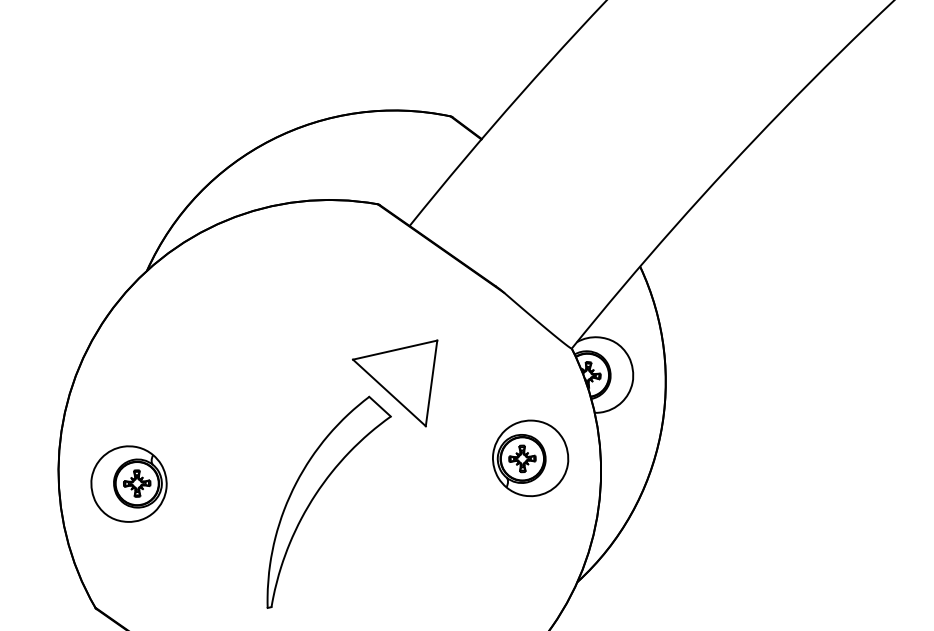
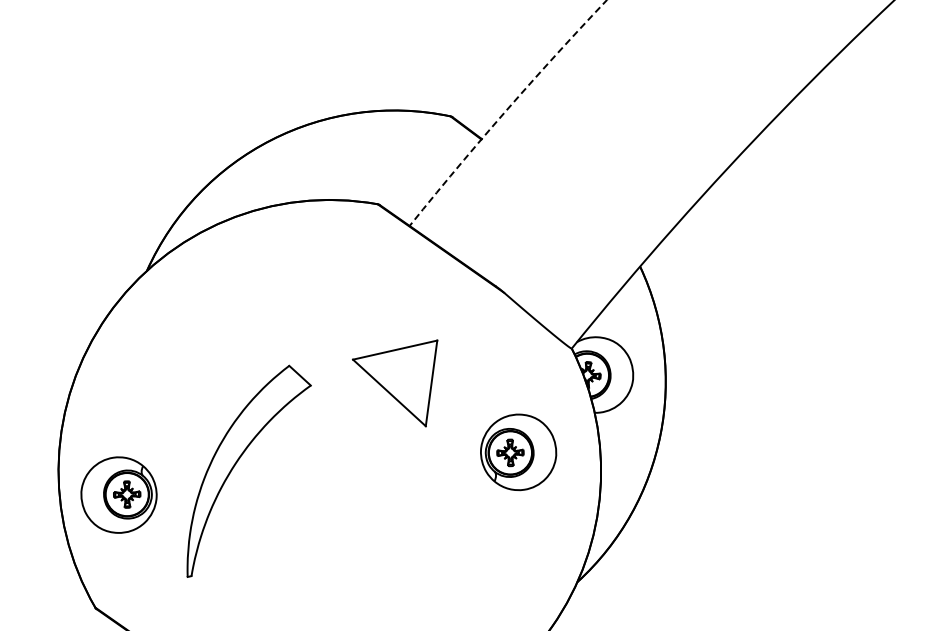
arc: solid -> dashed (505, 111)
part position: (530, 458) -> (518, 452) (518, 452)
part position: (128, 483) -> (118, 494) (118, 494)
part position: (316, 495) -> (236, 464) (236, 464)
